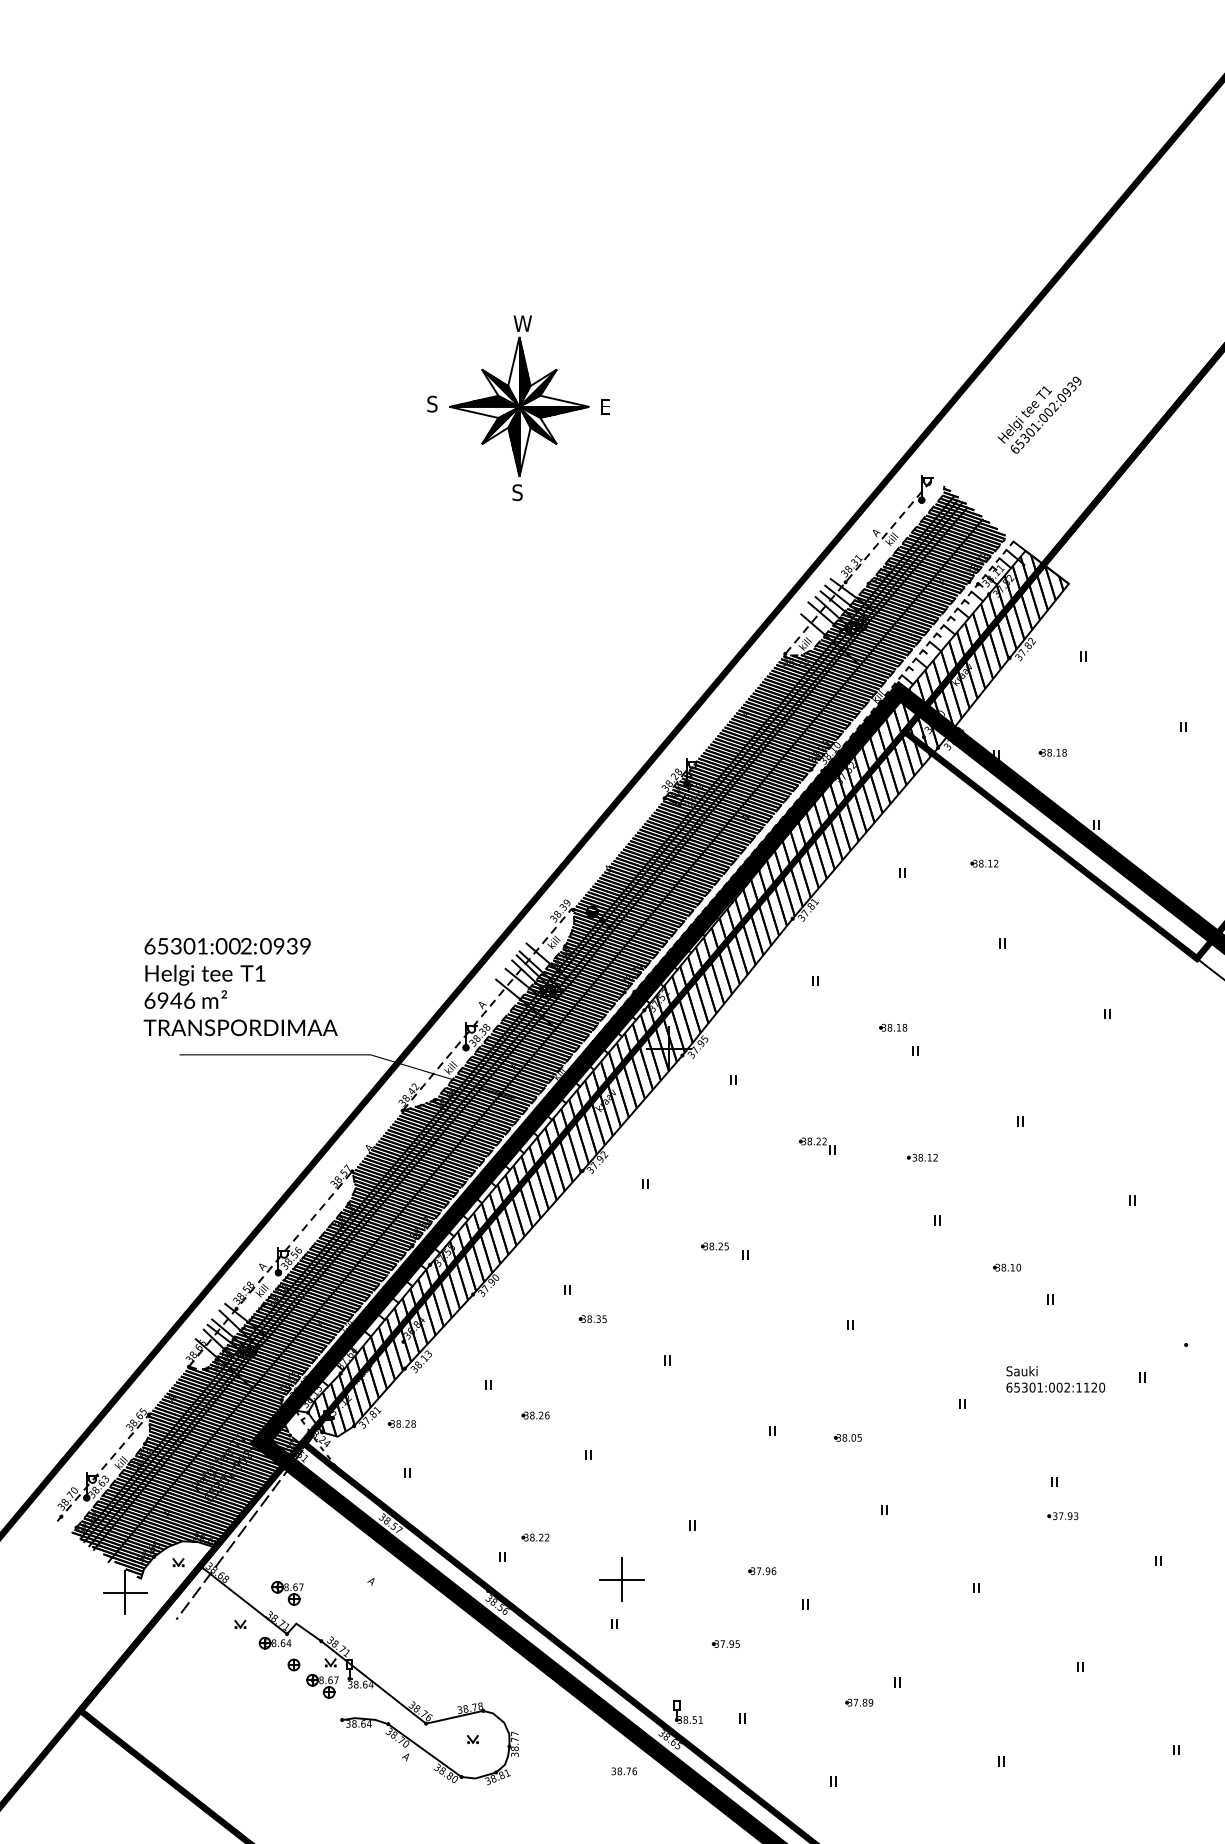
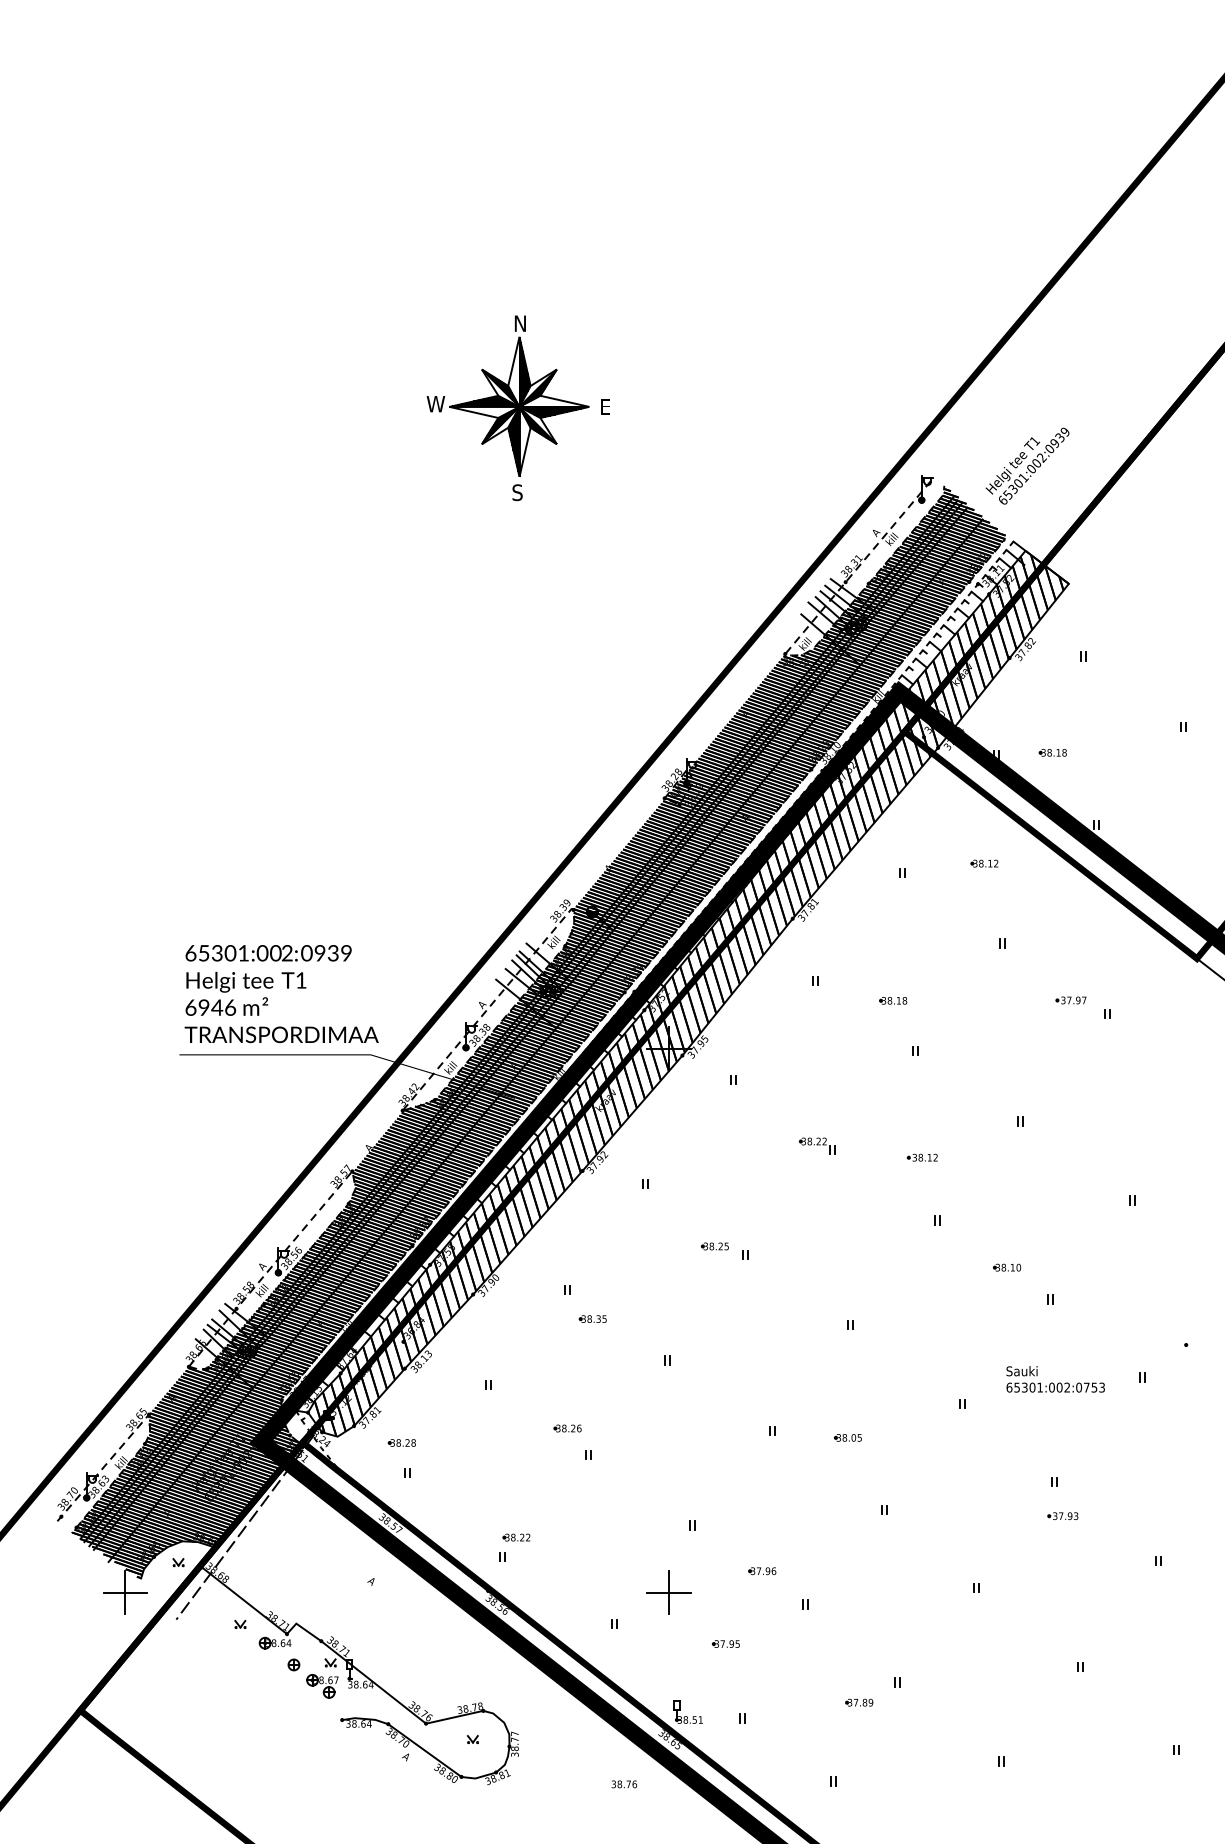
text: W -> N (522, 323)
text: S -> W (435, 403)
text position: (1039, 414) -> (1027, 465) (1027, 465)
text position: (240, 987) -> (281, 994) (281, 994)
part: none -> present (1070, 1000)
part position: (893, 1027) -> (893, 1000) (893, 1000)
text: 65301:002:1120 -> 65301:002:0753 (1090, 1387)
part position: (535, 1415) -> (567, 1428) (567, 1428)
part position: (401, 1423) -> (401, 1442) (401, 1442)
part position: (535, 1537) -> (516, 1537) (516, 1537)
part position: (621, 1579) -> (668, 1592) (668, 1592)
part: present -> none (287, 1593)
text position: (624, 1771) -> (624, 1784) (624, 1784)
